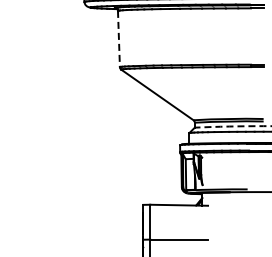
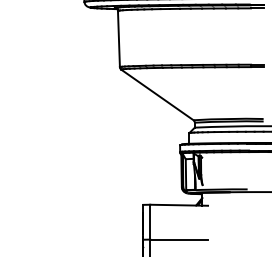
line: dashed -> solid (118, 39)
arc: dashed -> solid (233, 126)
